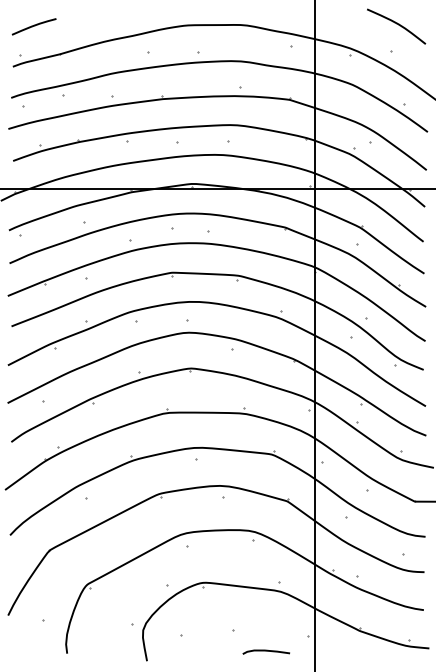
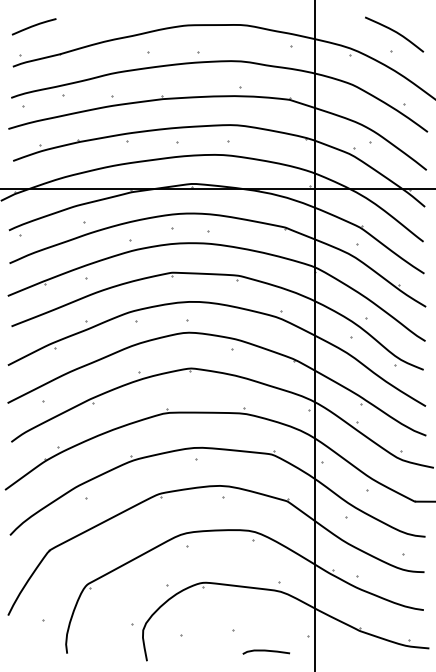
curve position: (396, 24) -> (394, 32) (394, 32)
